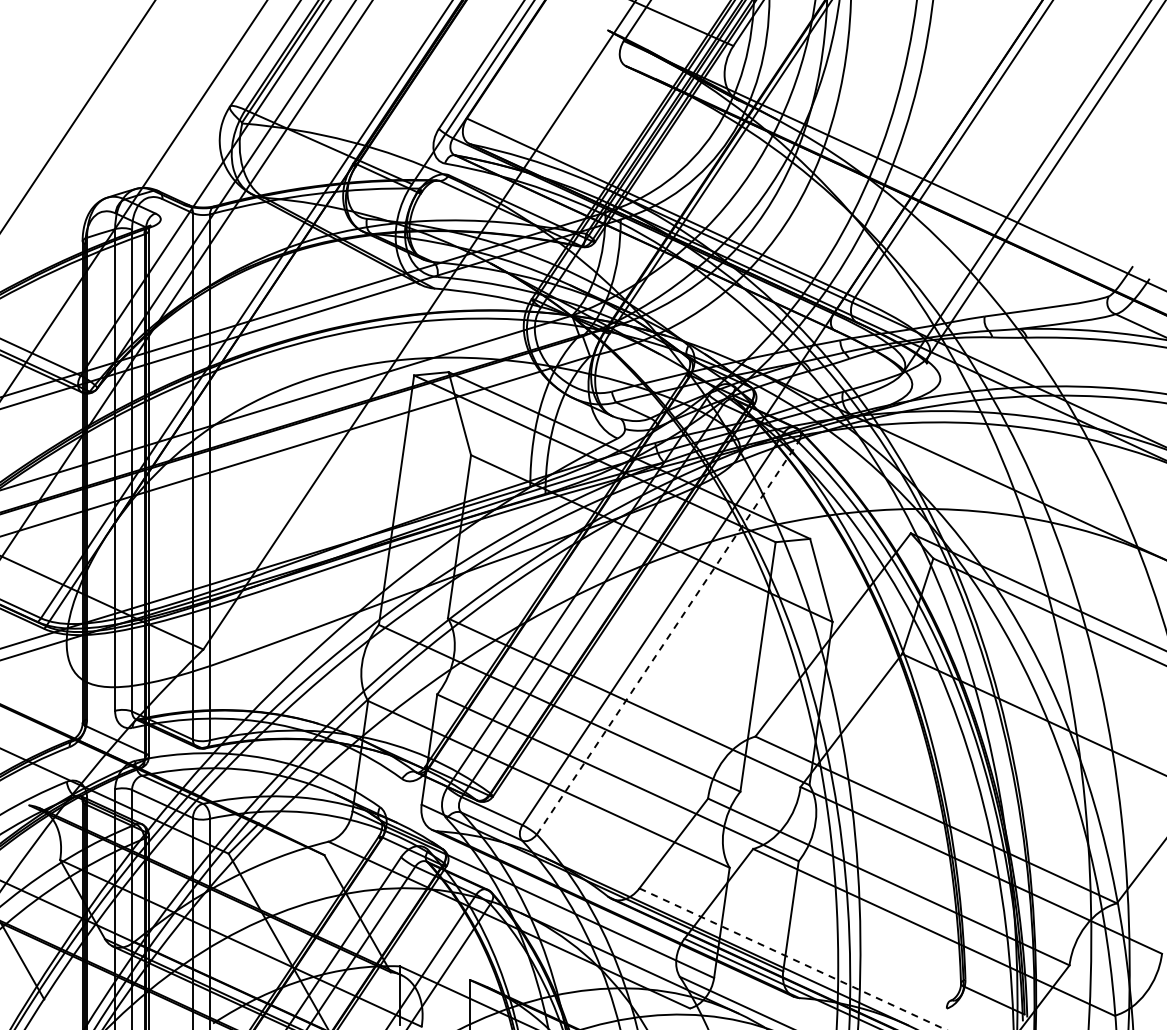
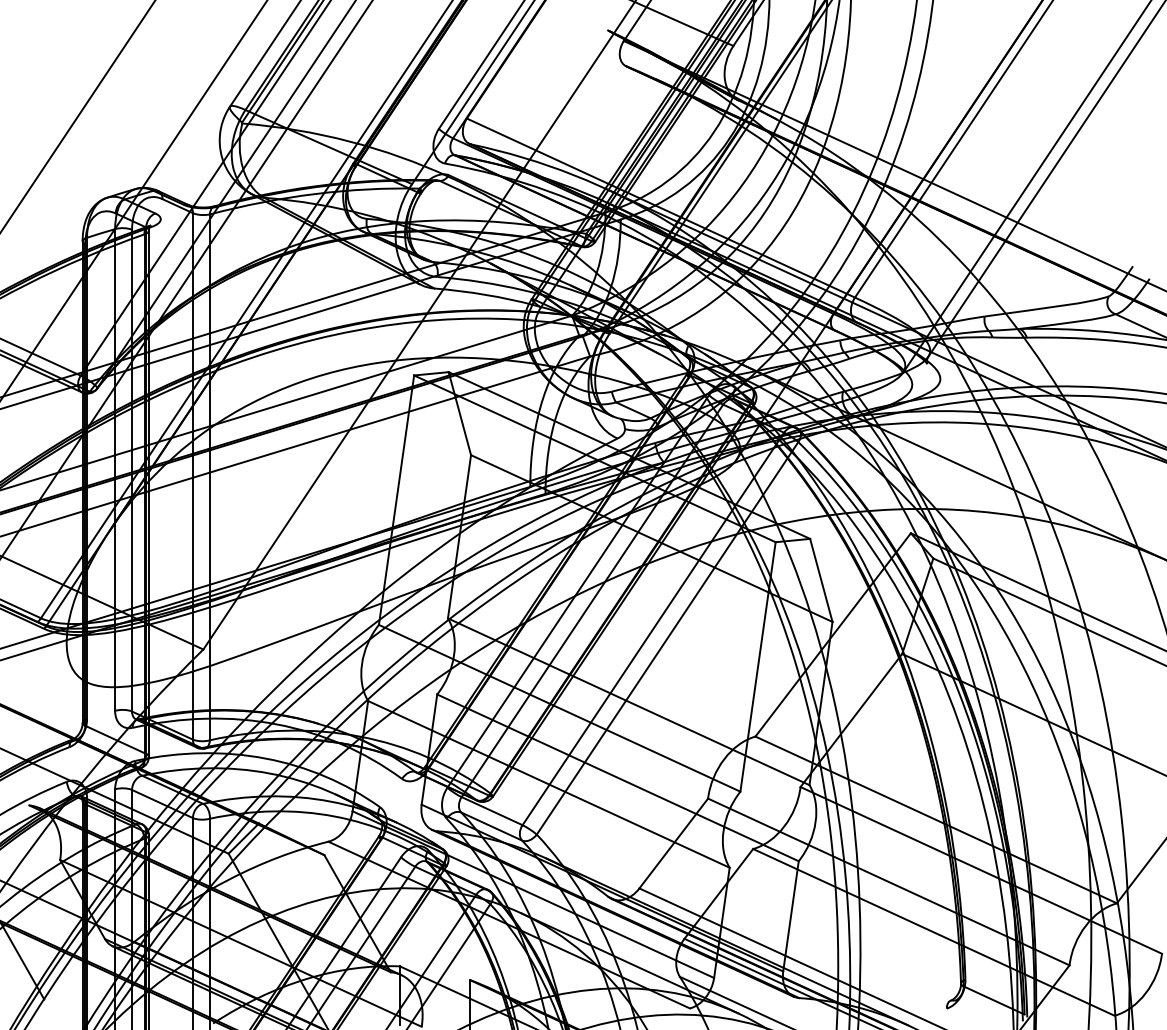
line: dashed -> solid (667, 638)
line: dashed -> solid (792, 959)
